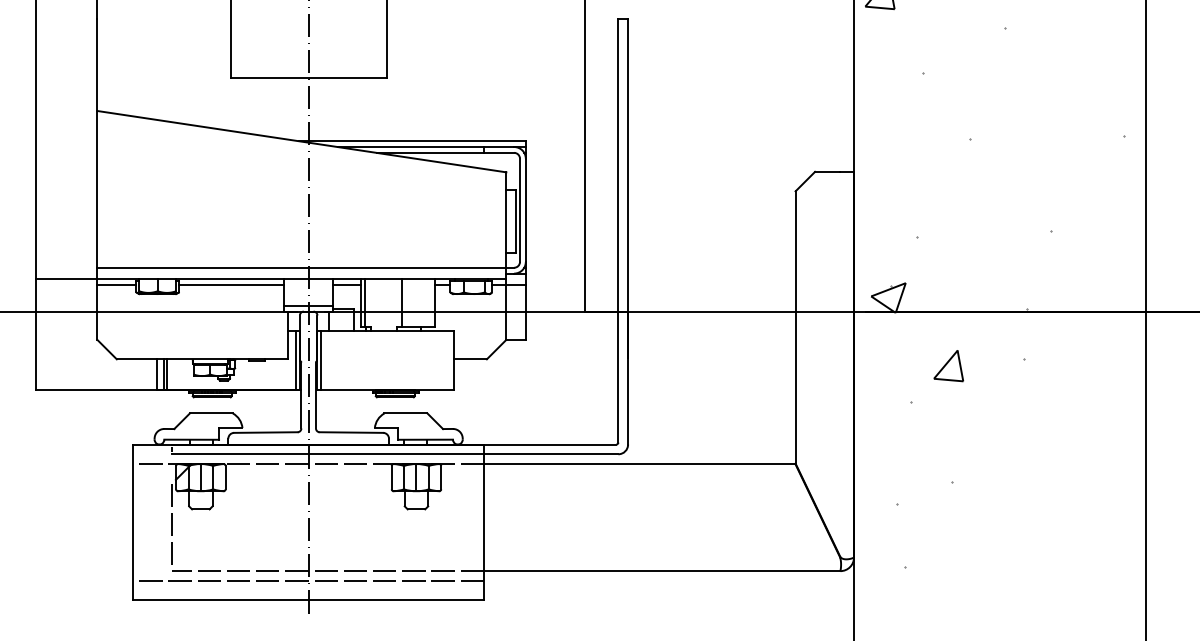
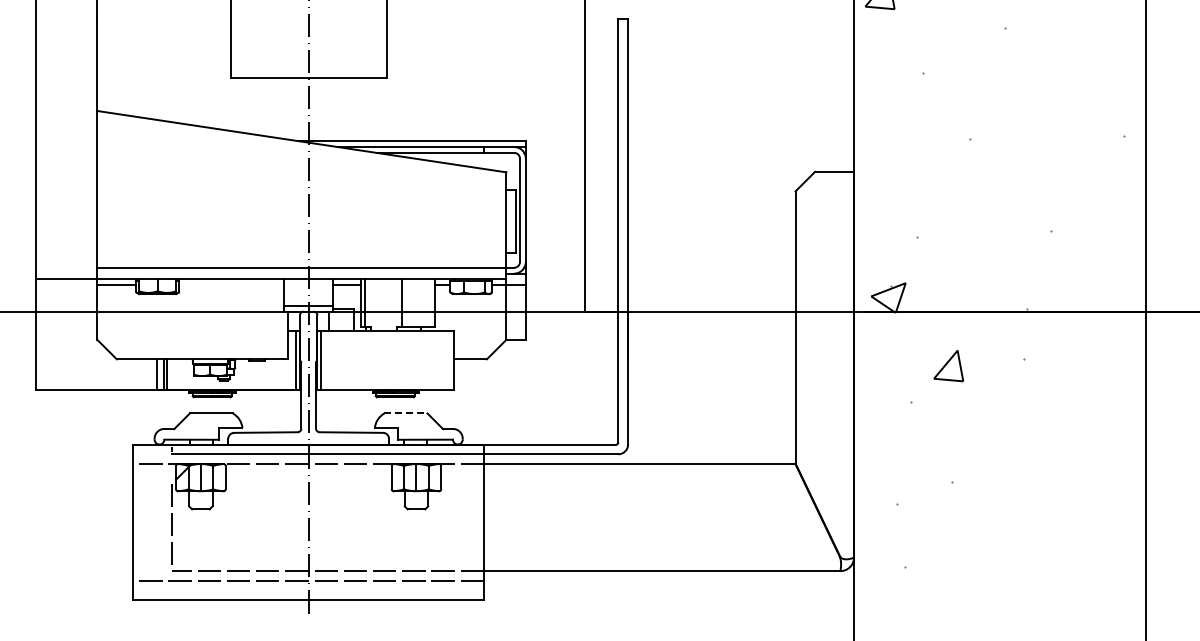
line: present -> none (231, 285)
line: solid -> dashed (405, 413)
